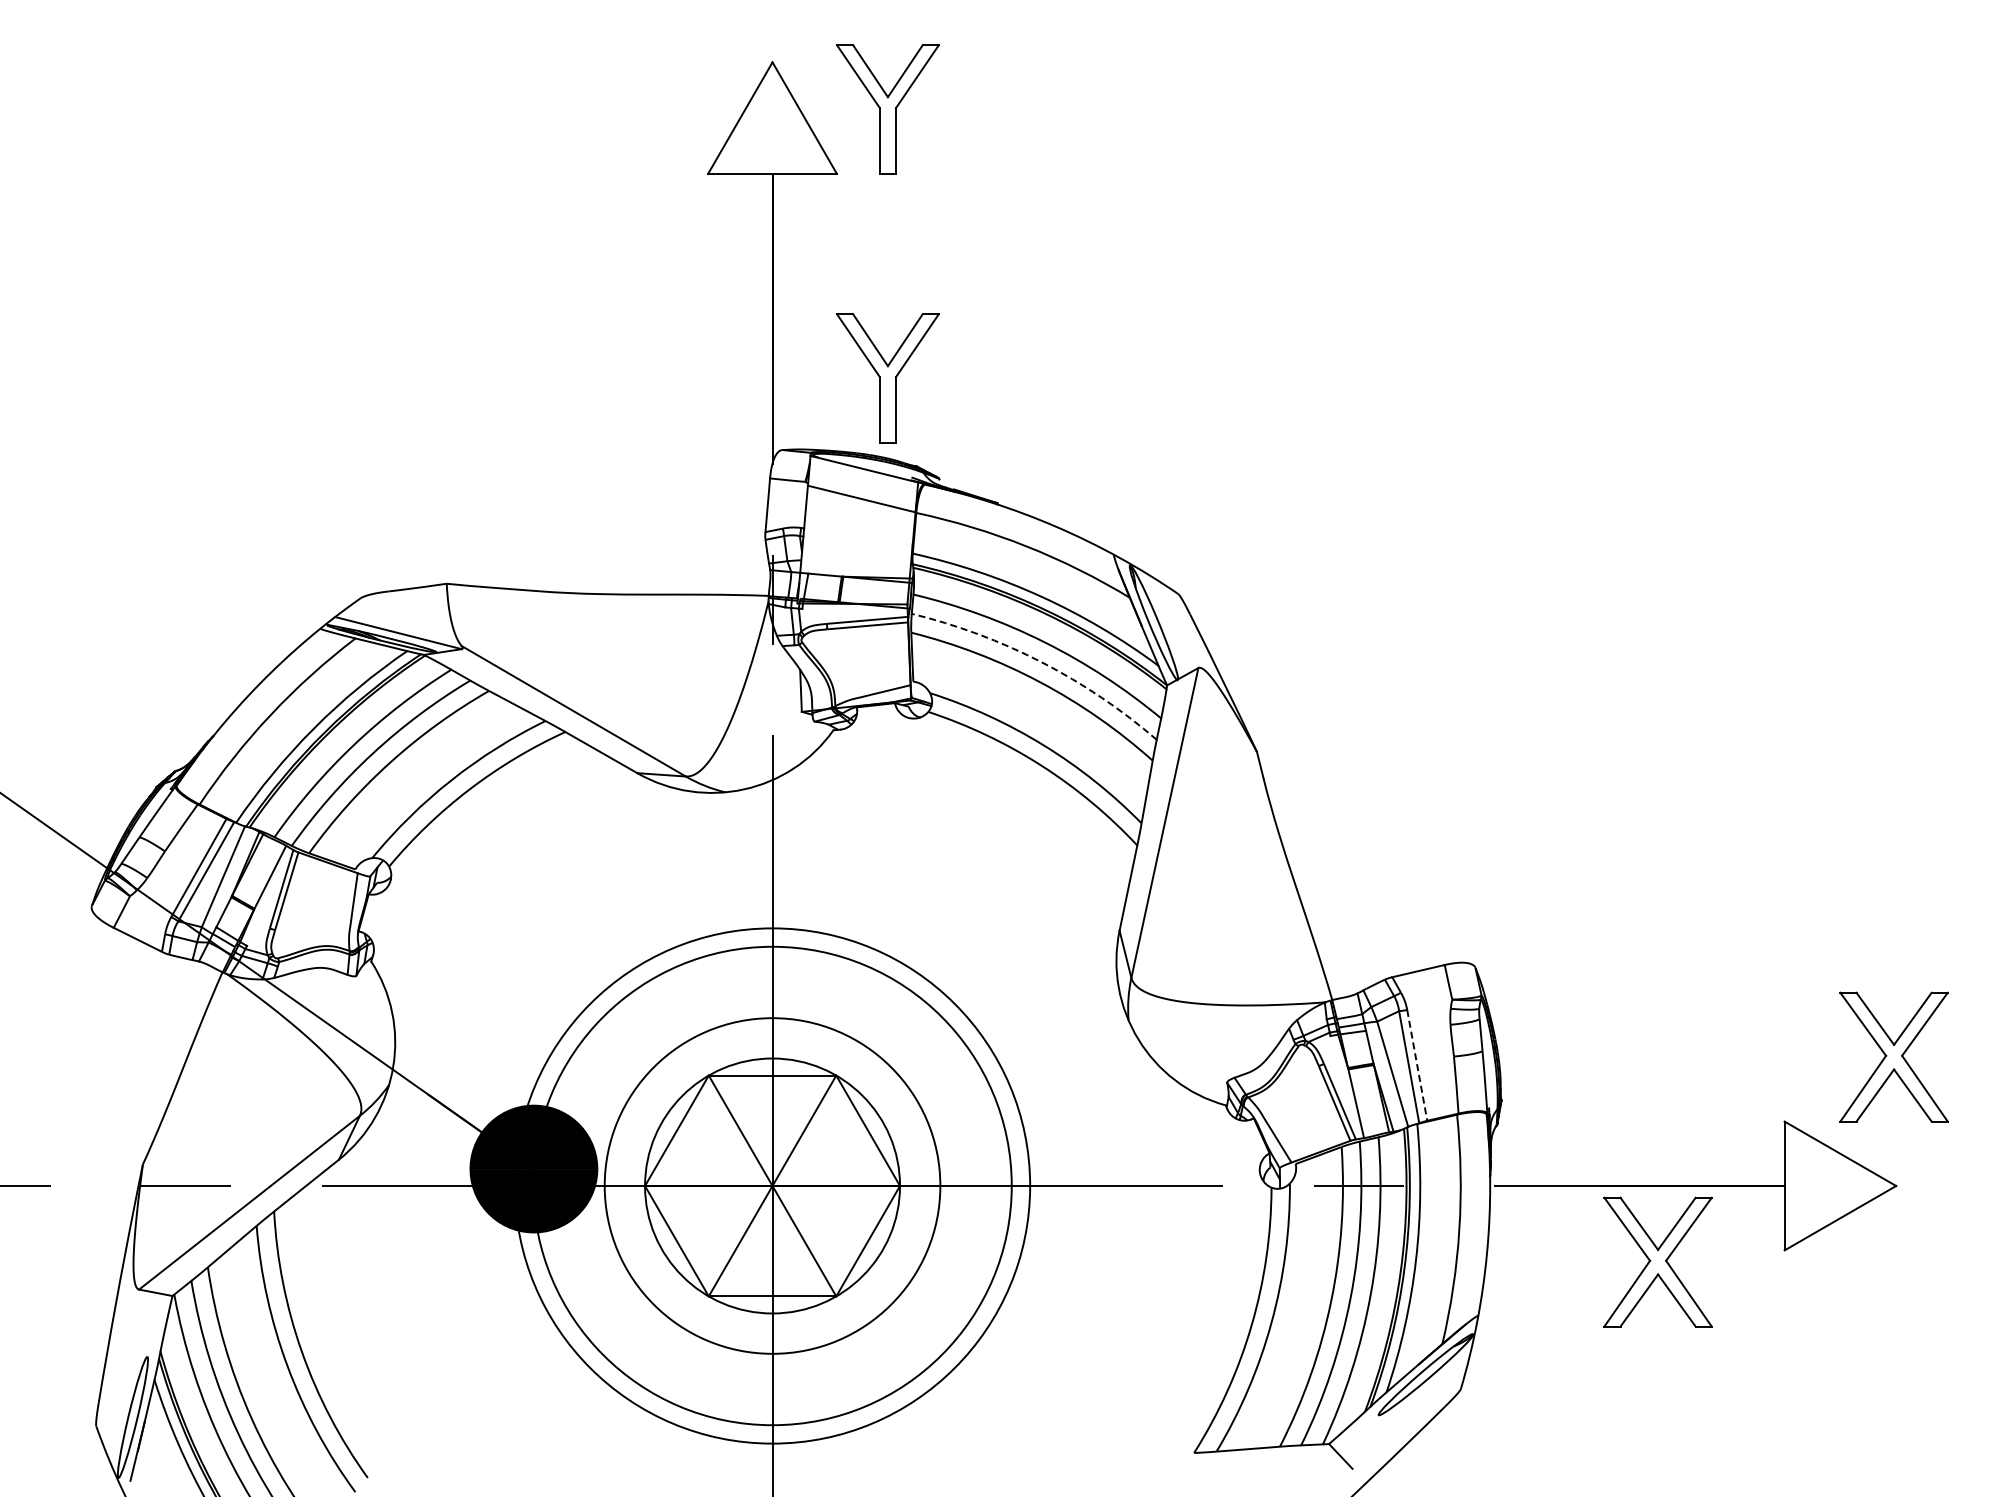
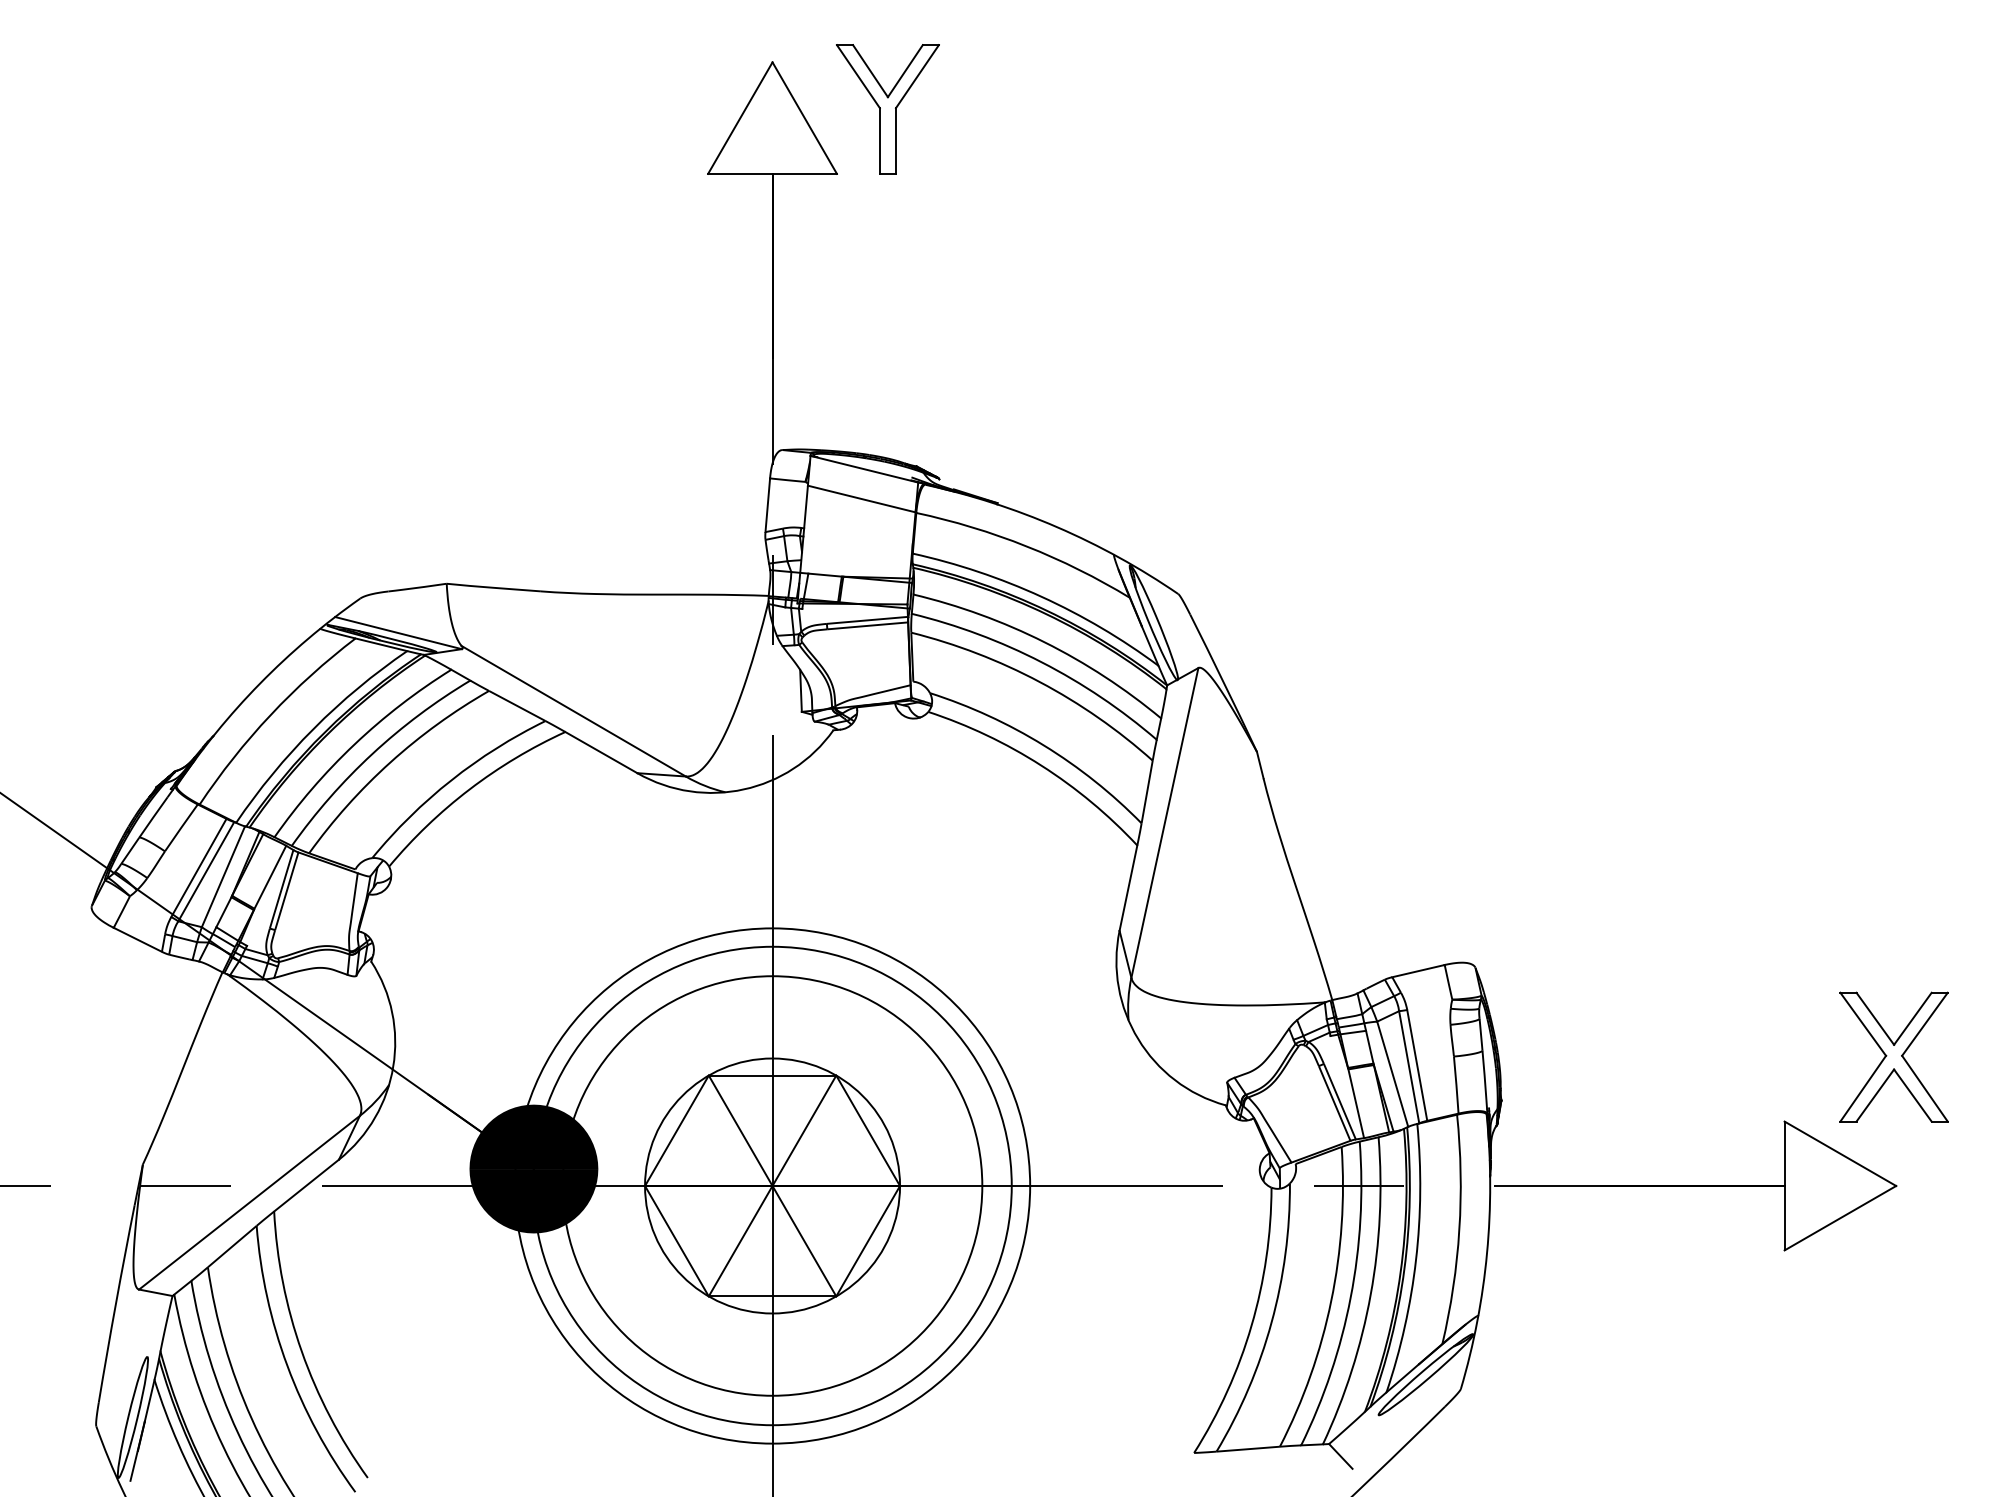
part: present -> none (887, 378)
arc: dashed -> solid (1041, 662)
line: dashed -> solid (1417, 1065)
circle diameter: 336 px -> 420 px (772, 1185)
part: present -> none (1657, 1261)
